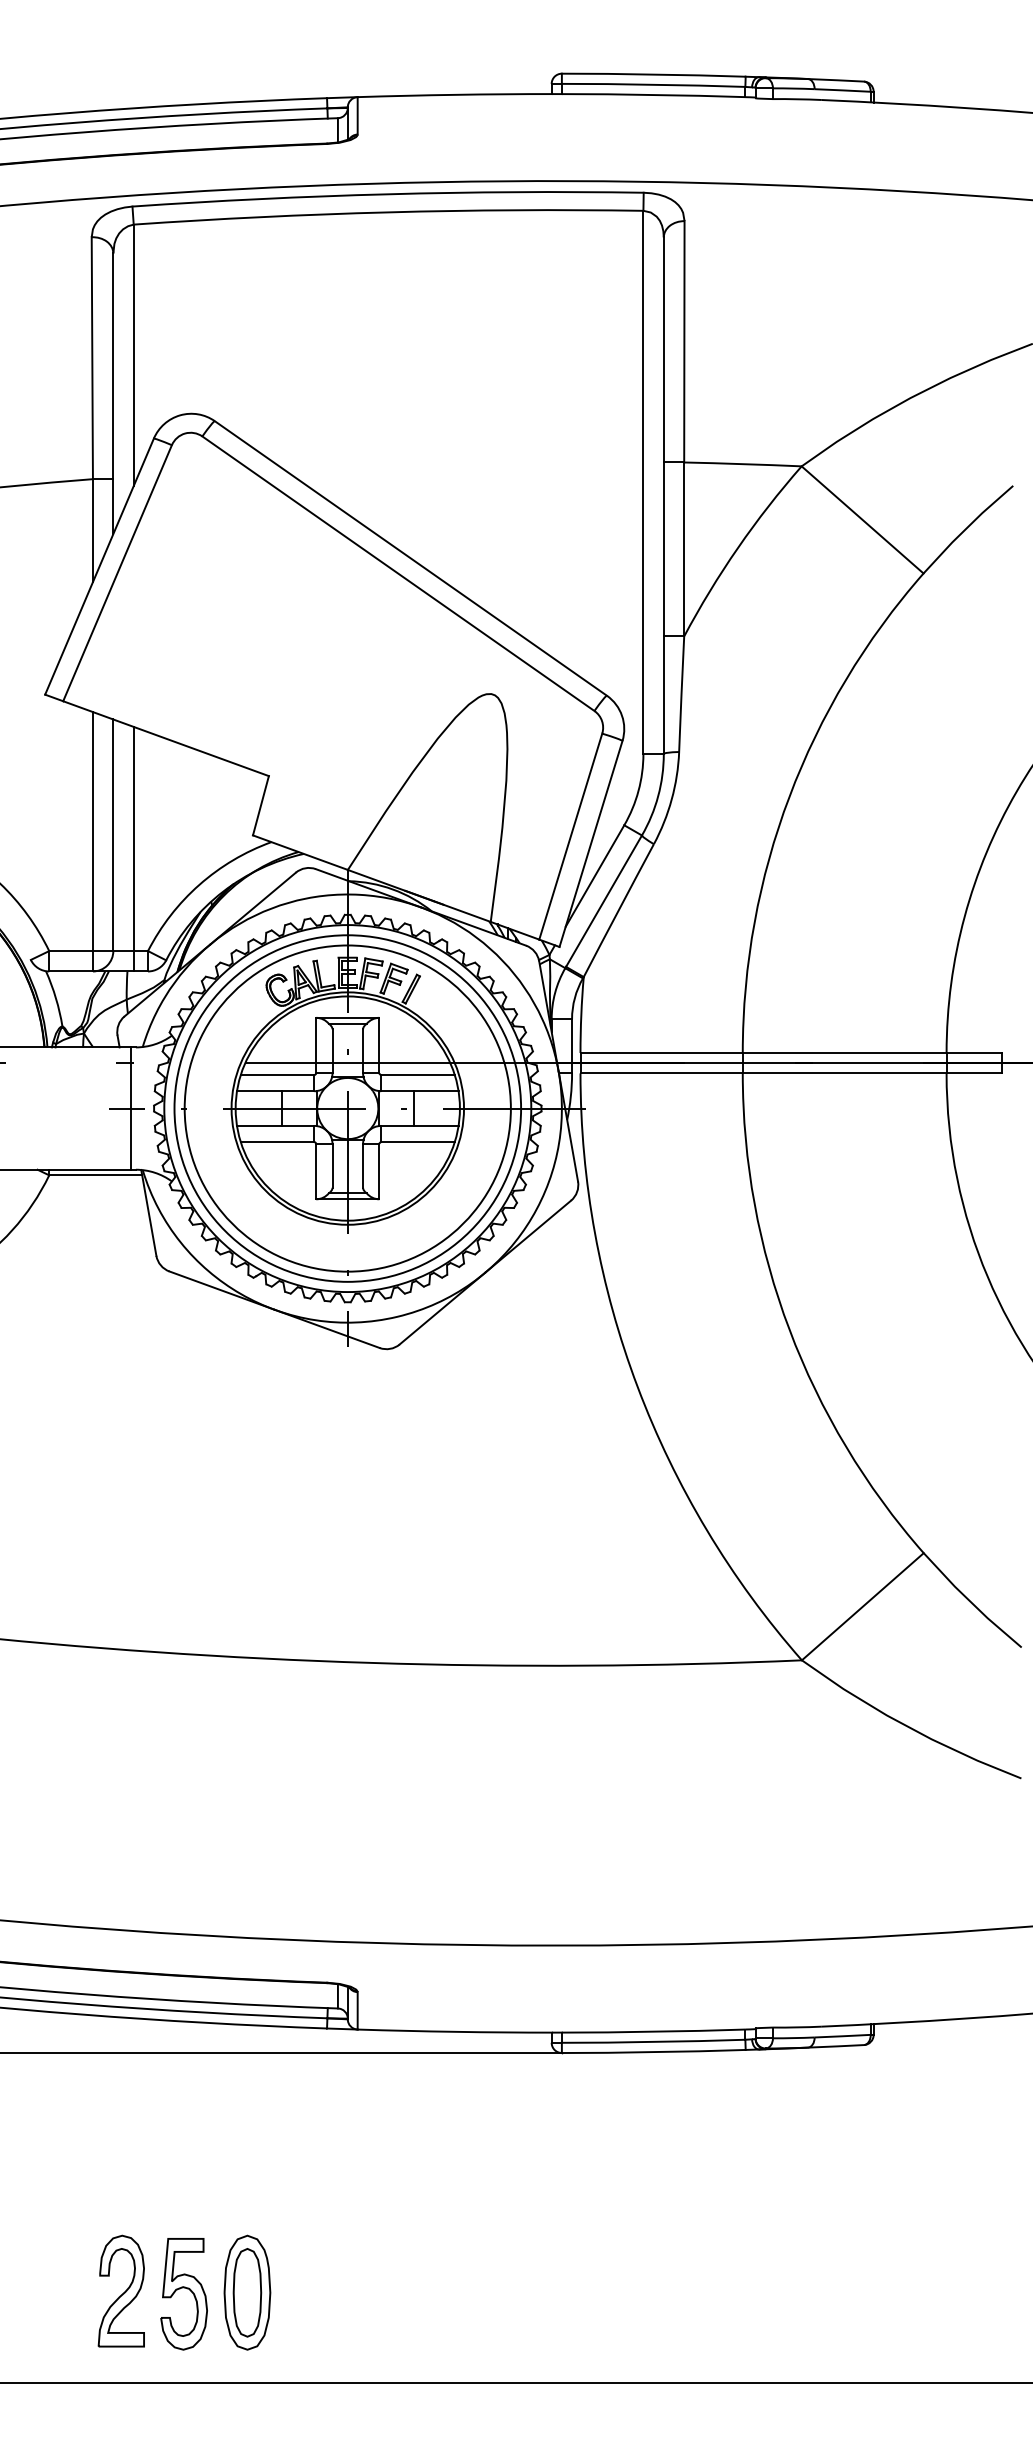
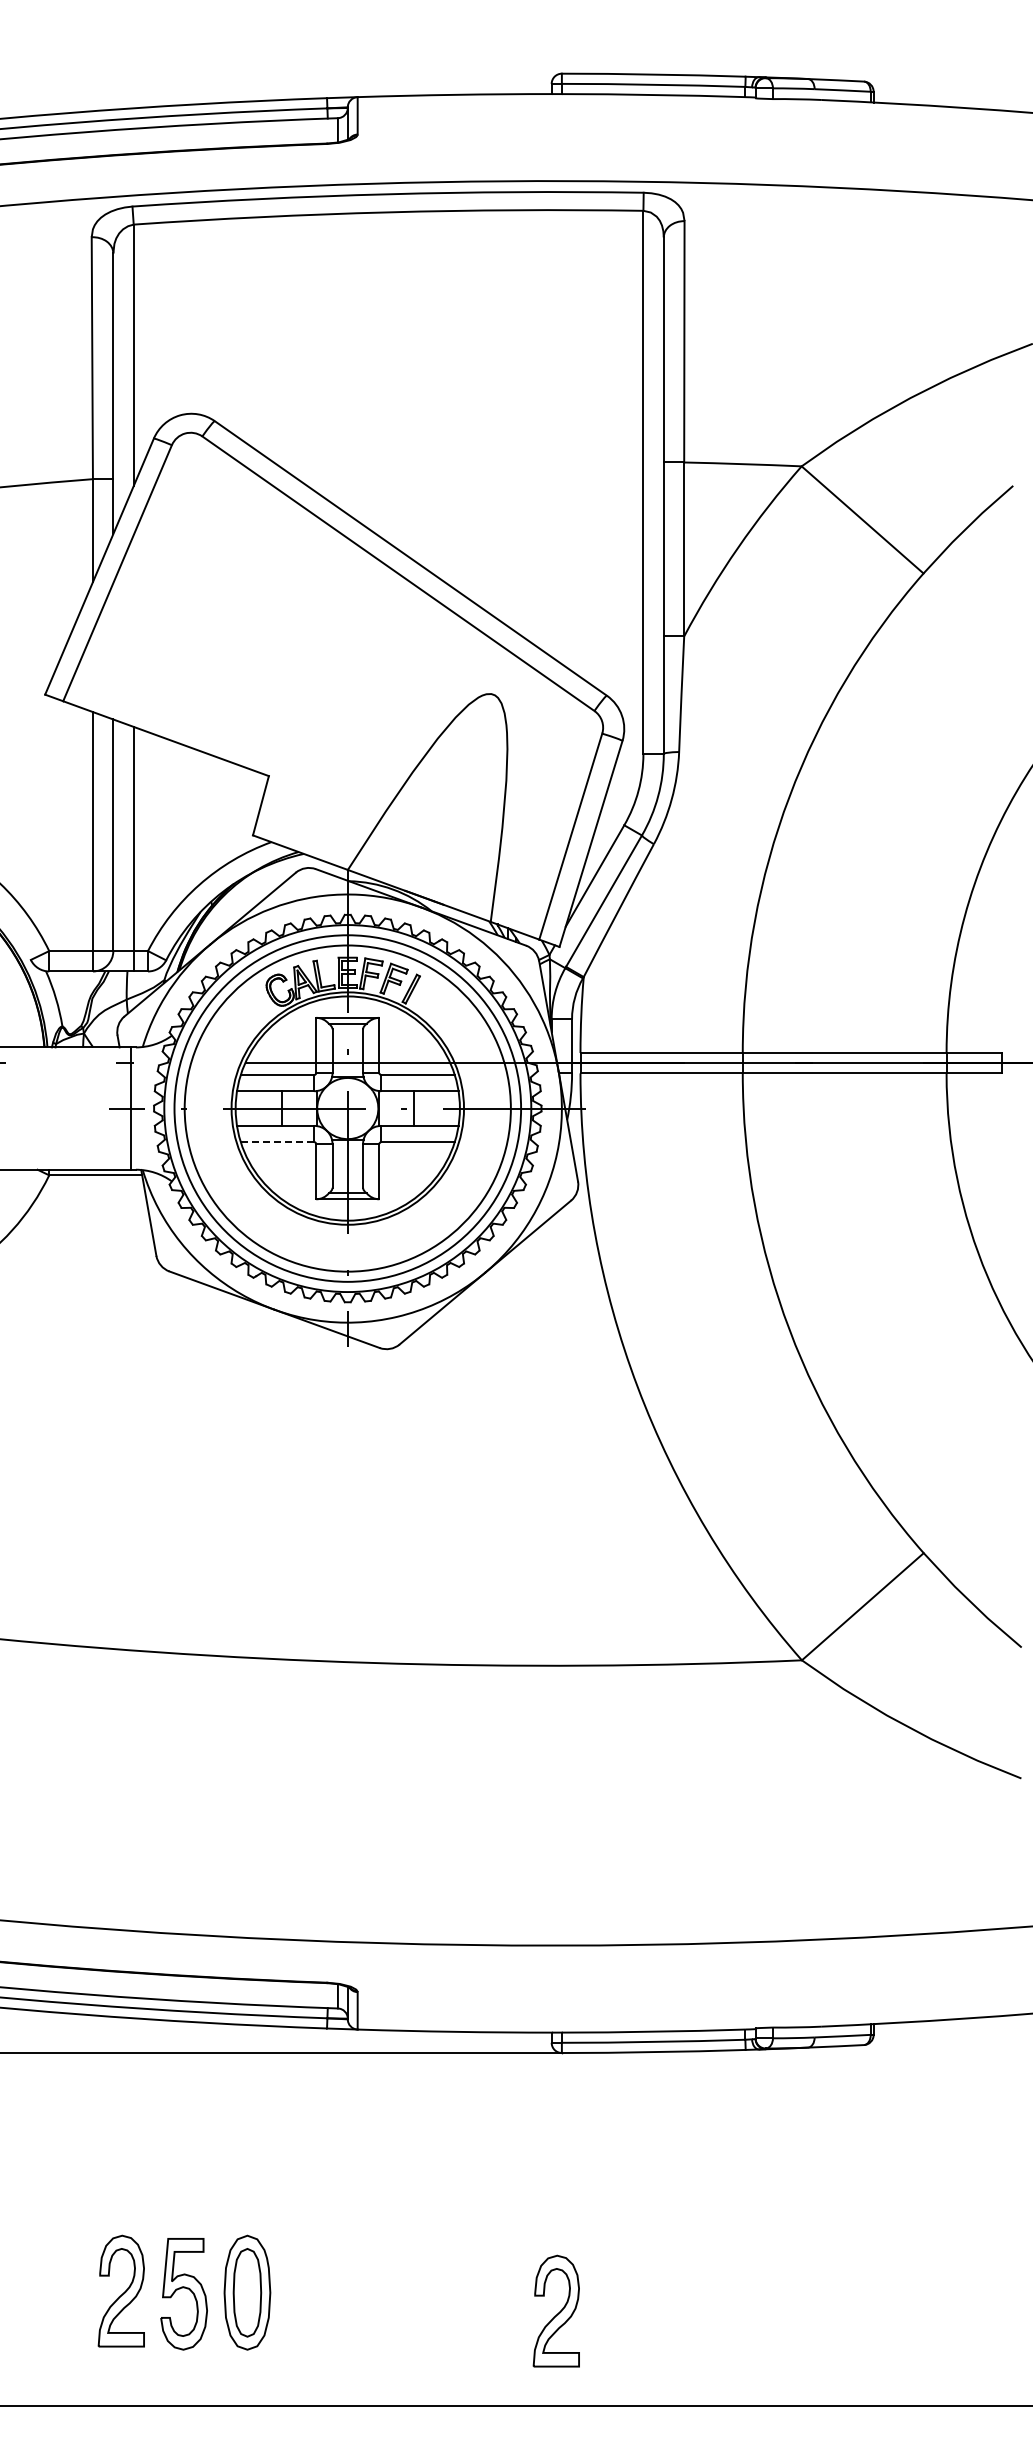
line: solid -> dashed (277, 1142)
part: none -> present (555, 2310)
line position: (515, 2383) -> (515, 2406) (515, 2406)
